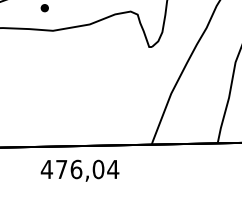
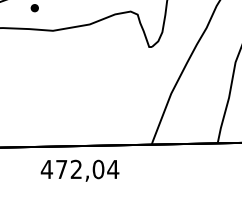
part position: (44, 8) -> (34, 8) (34, 8)
text: 476,04 -> 472,04 (76, 169)
